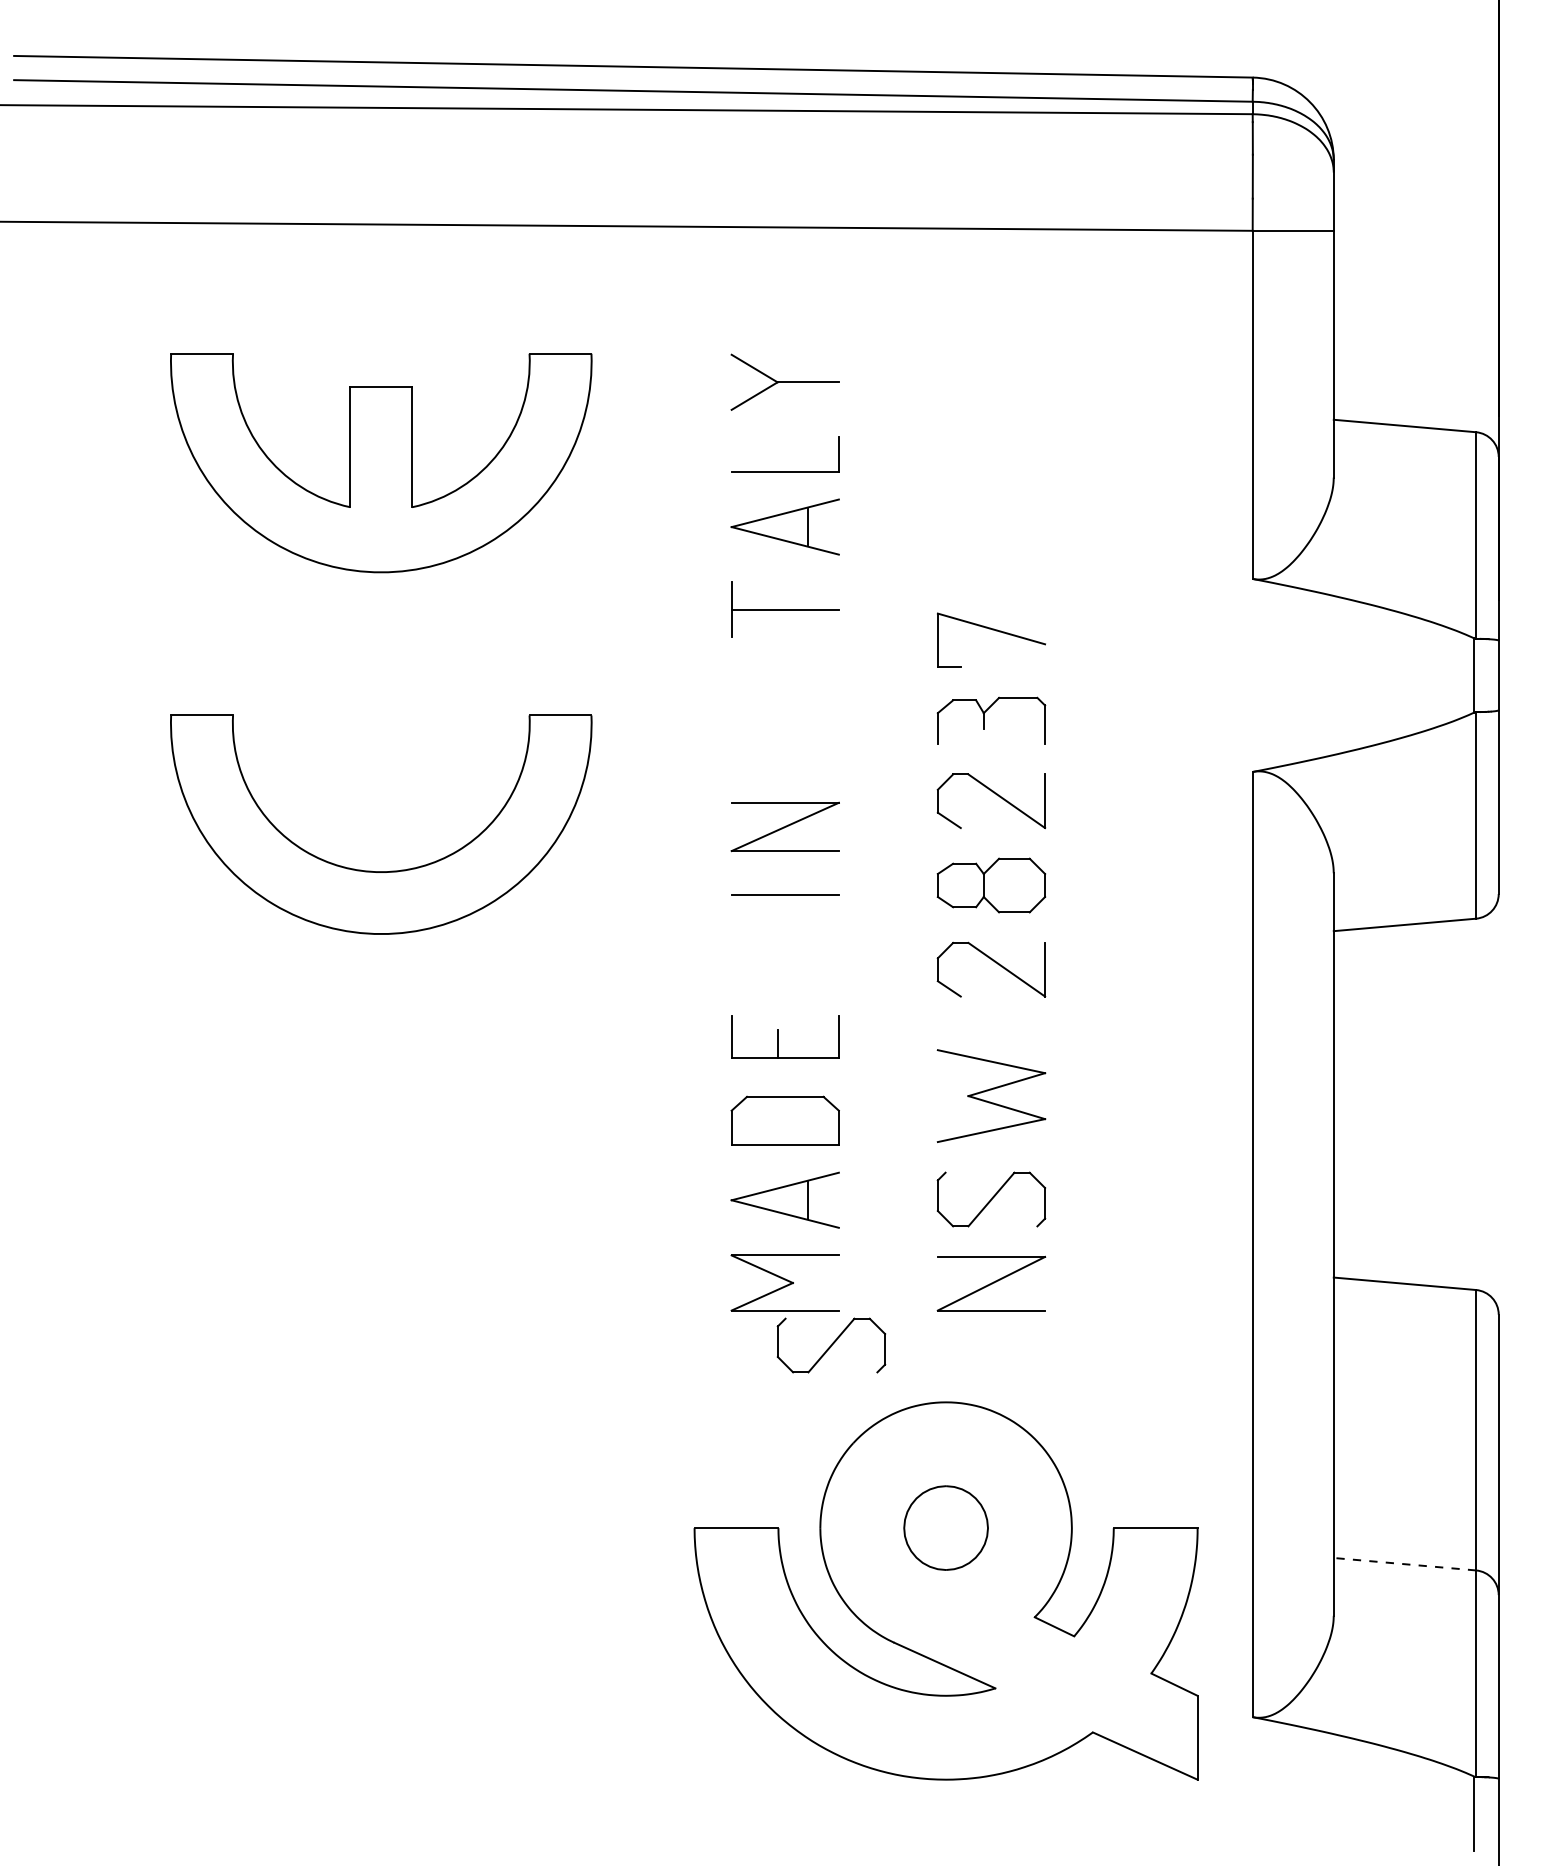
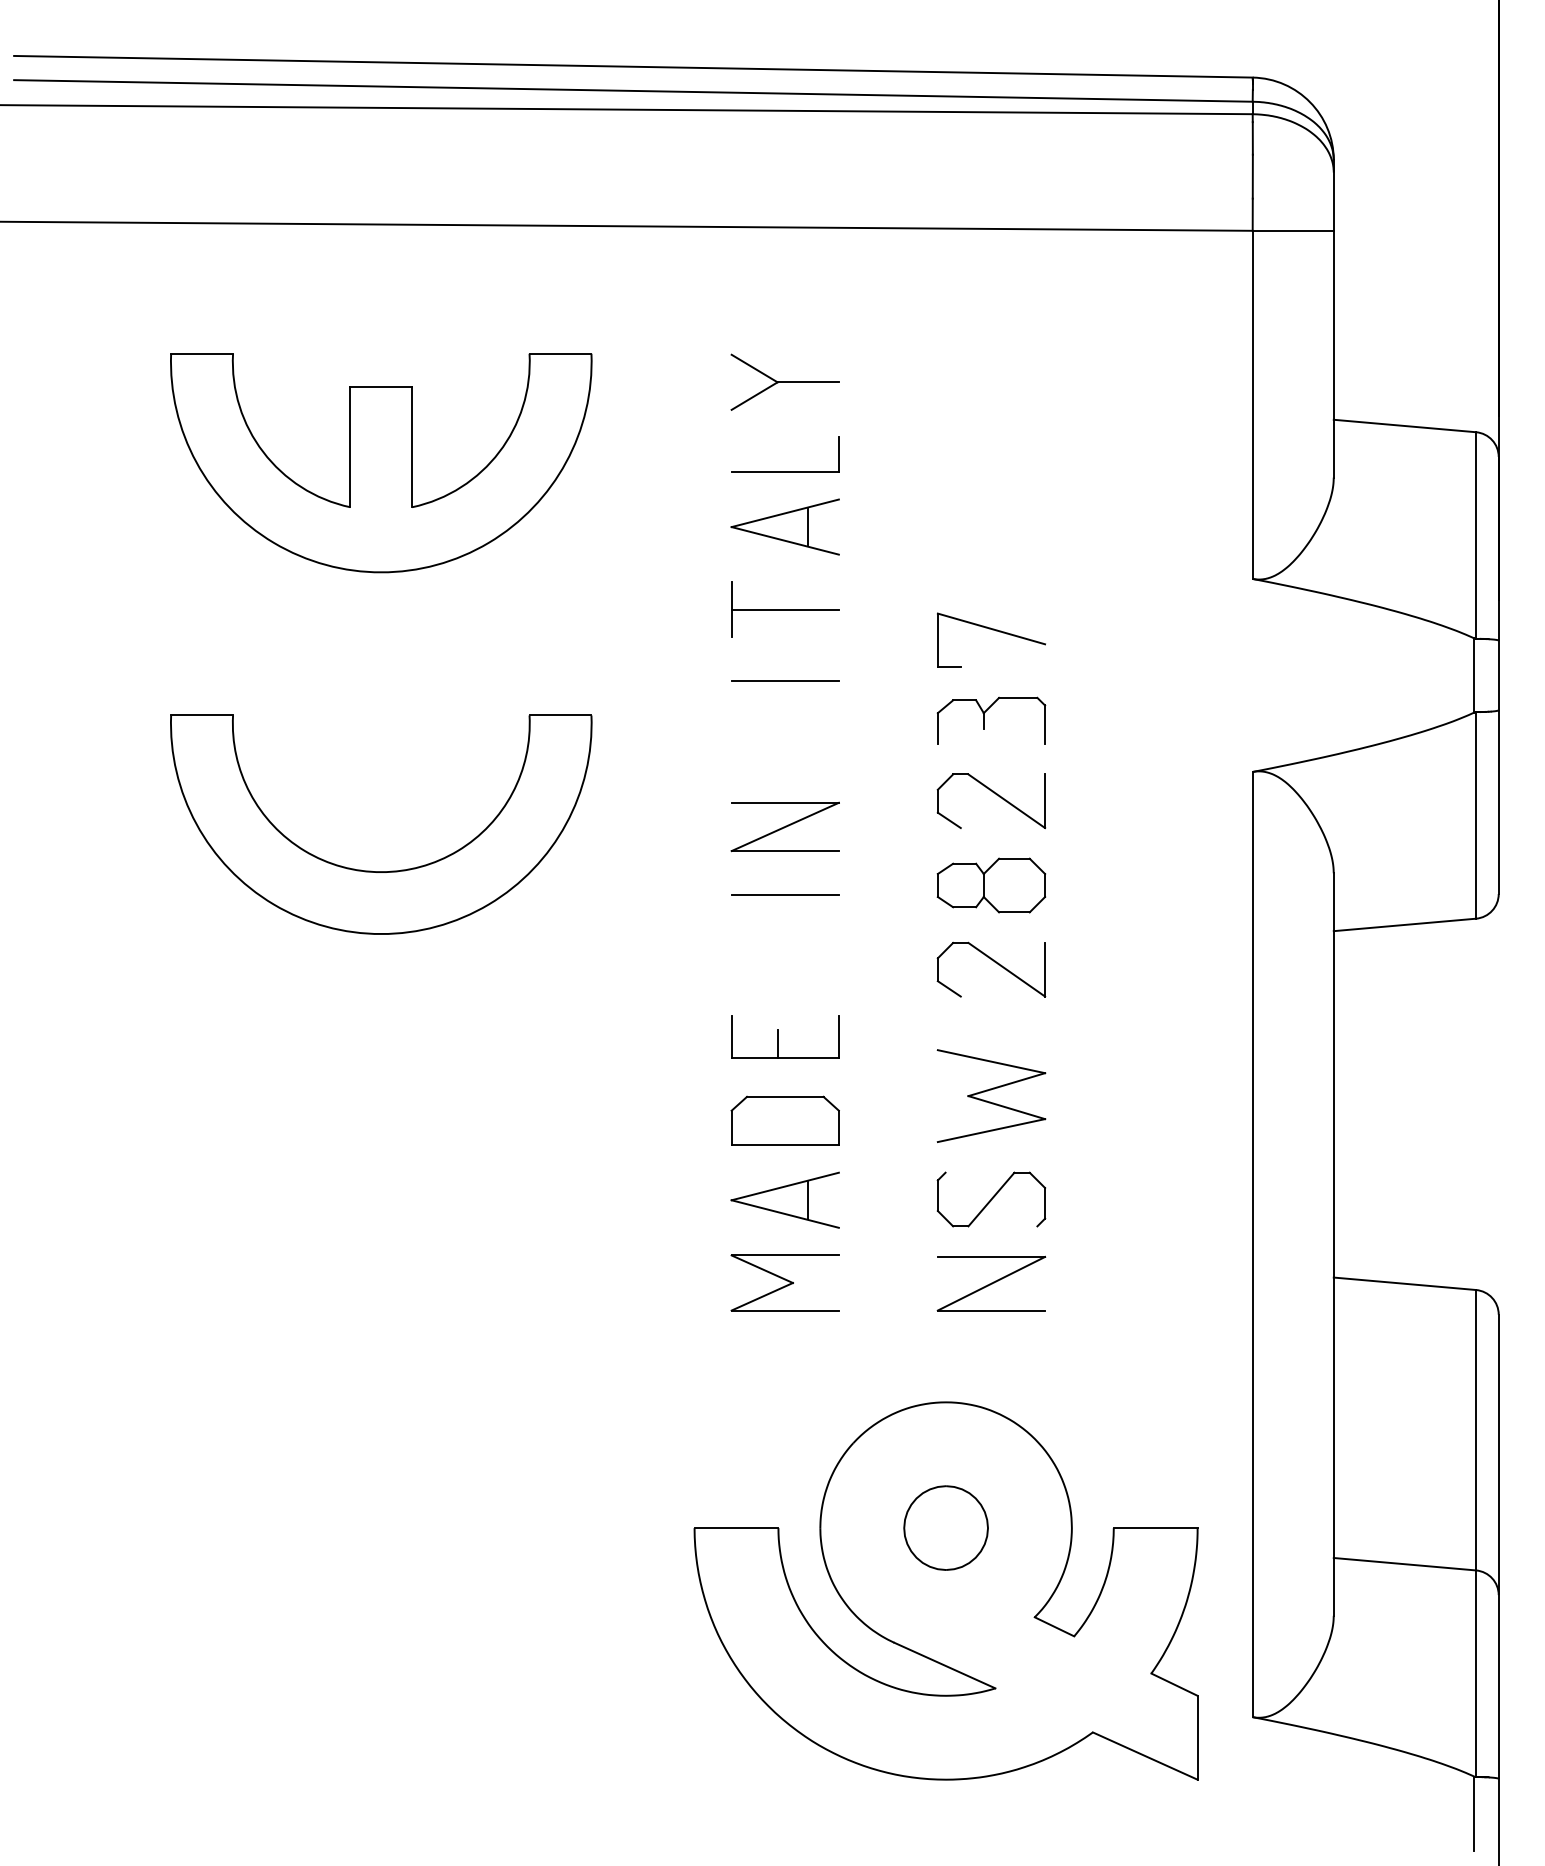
line: none -> present (784, 681)
part: present -> none (831, 1345)
line: dashed -> solid (1404, 1564)
